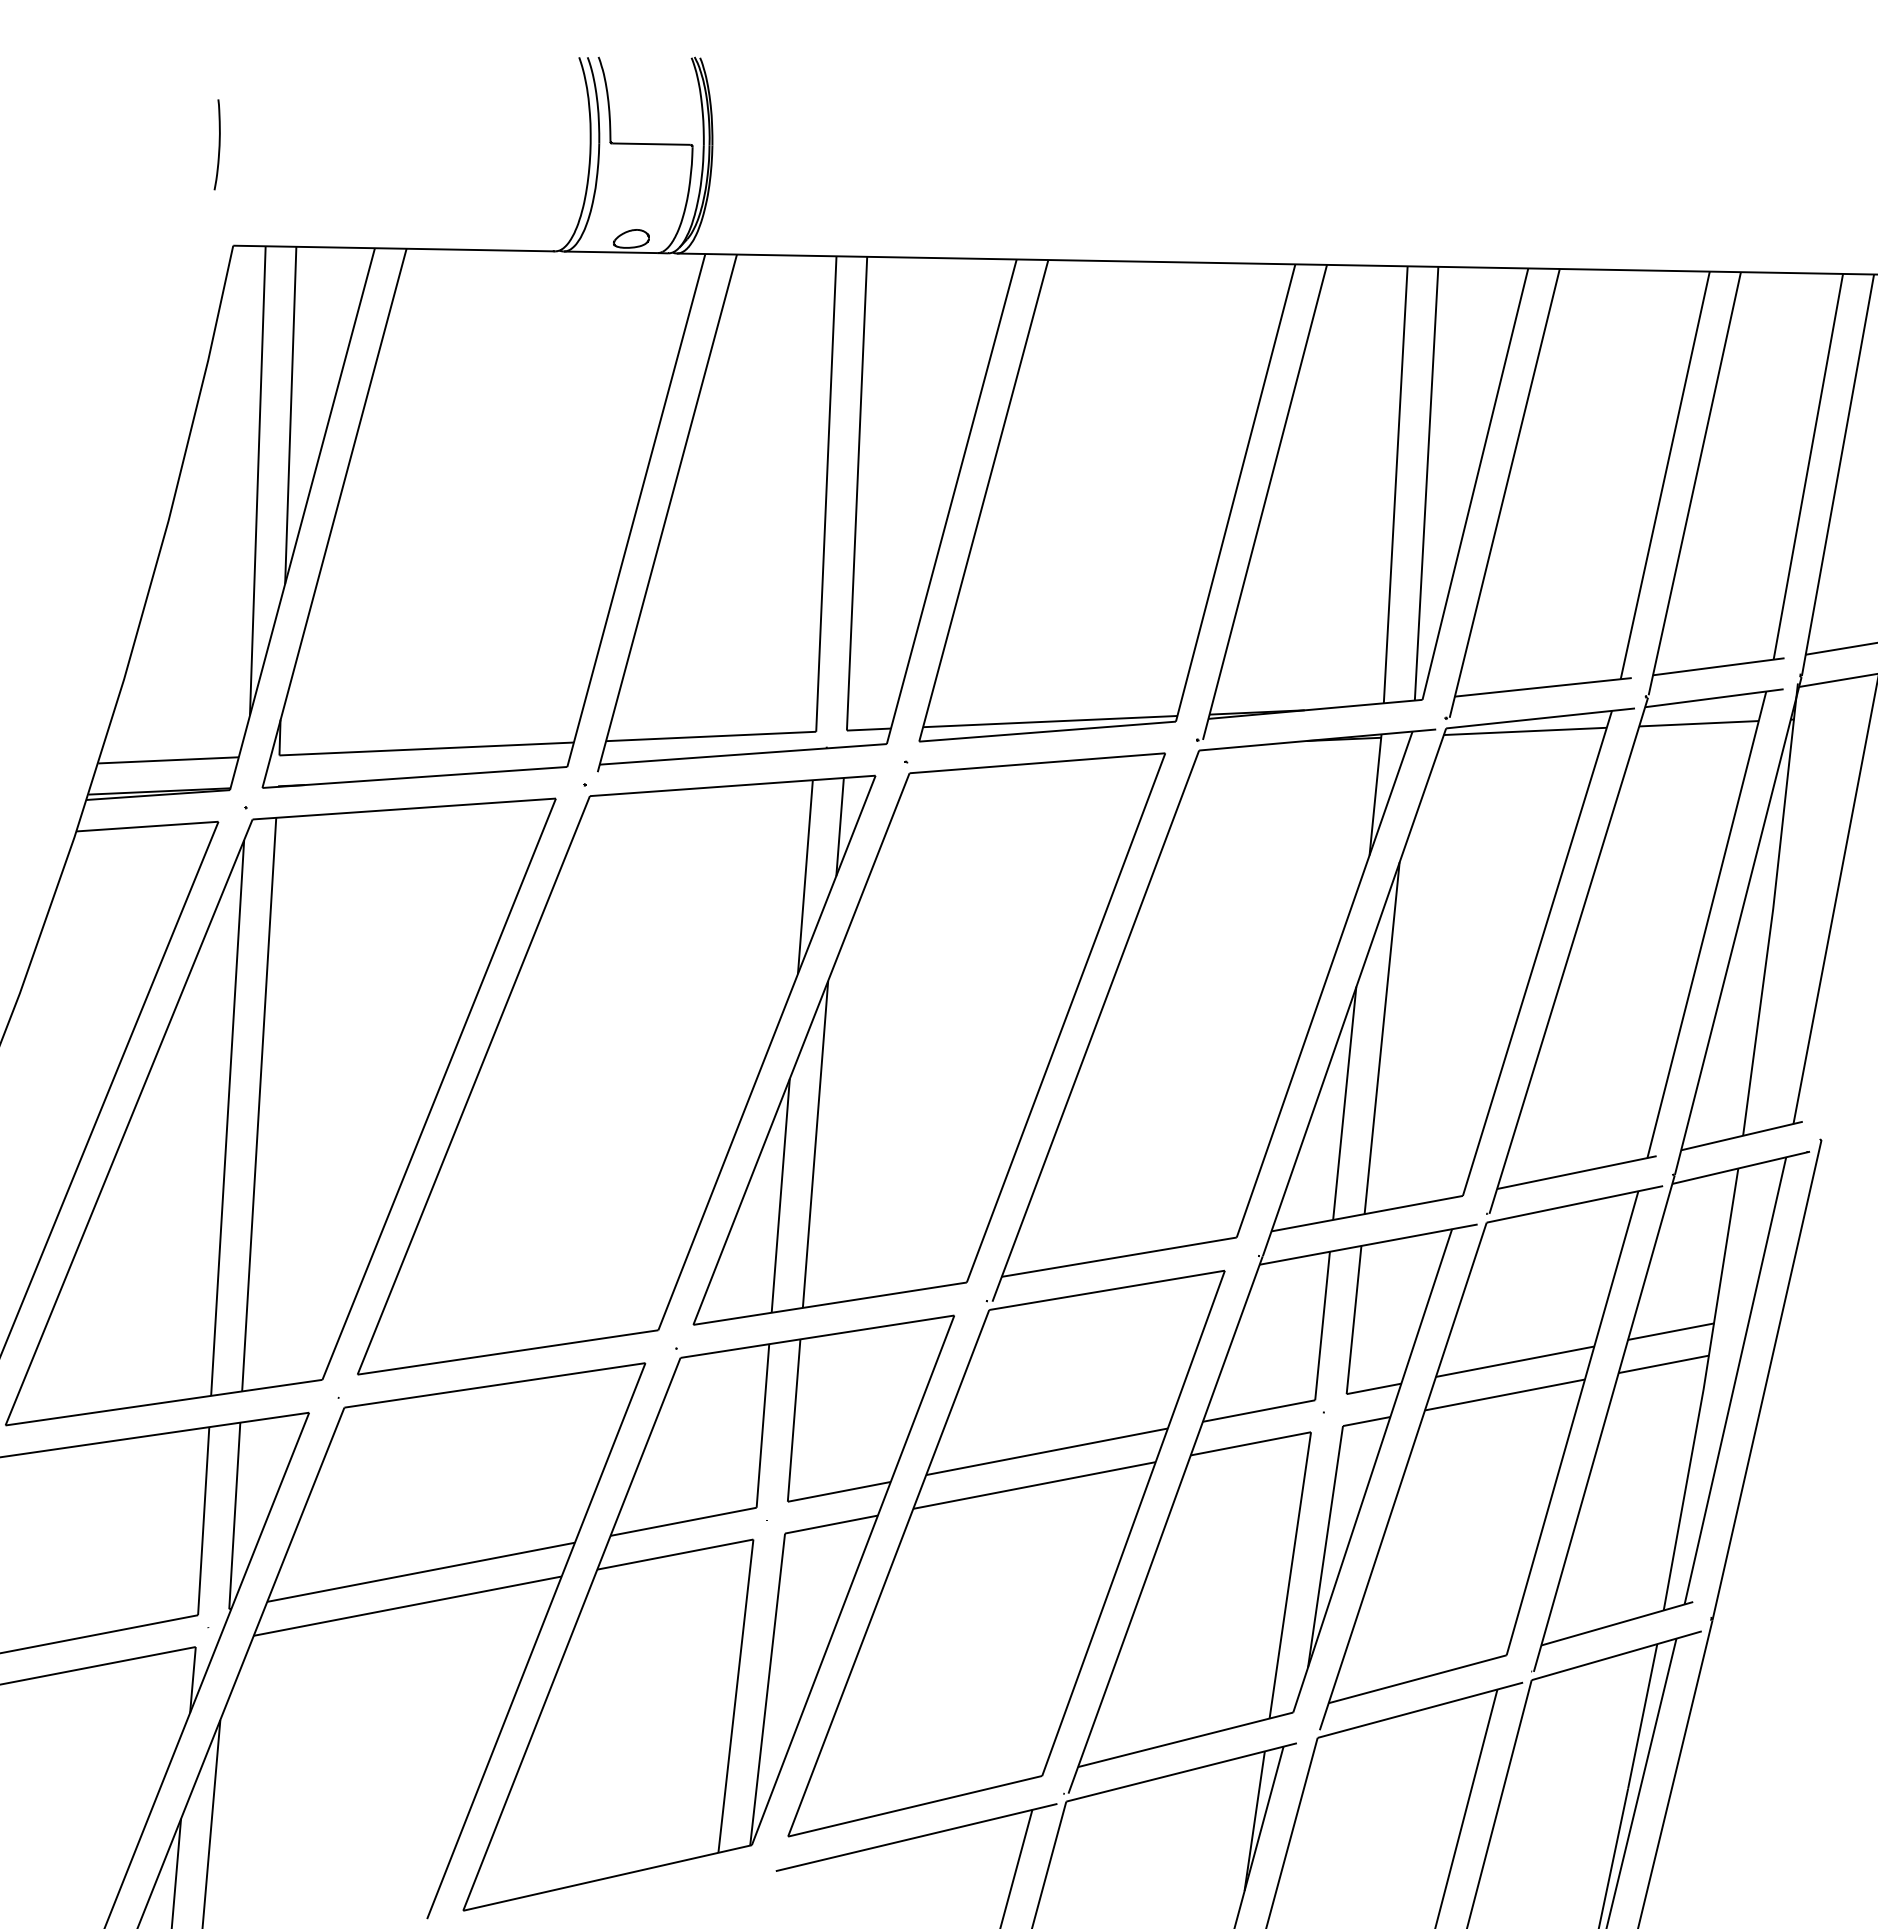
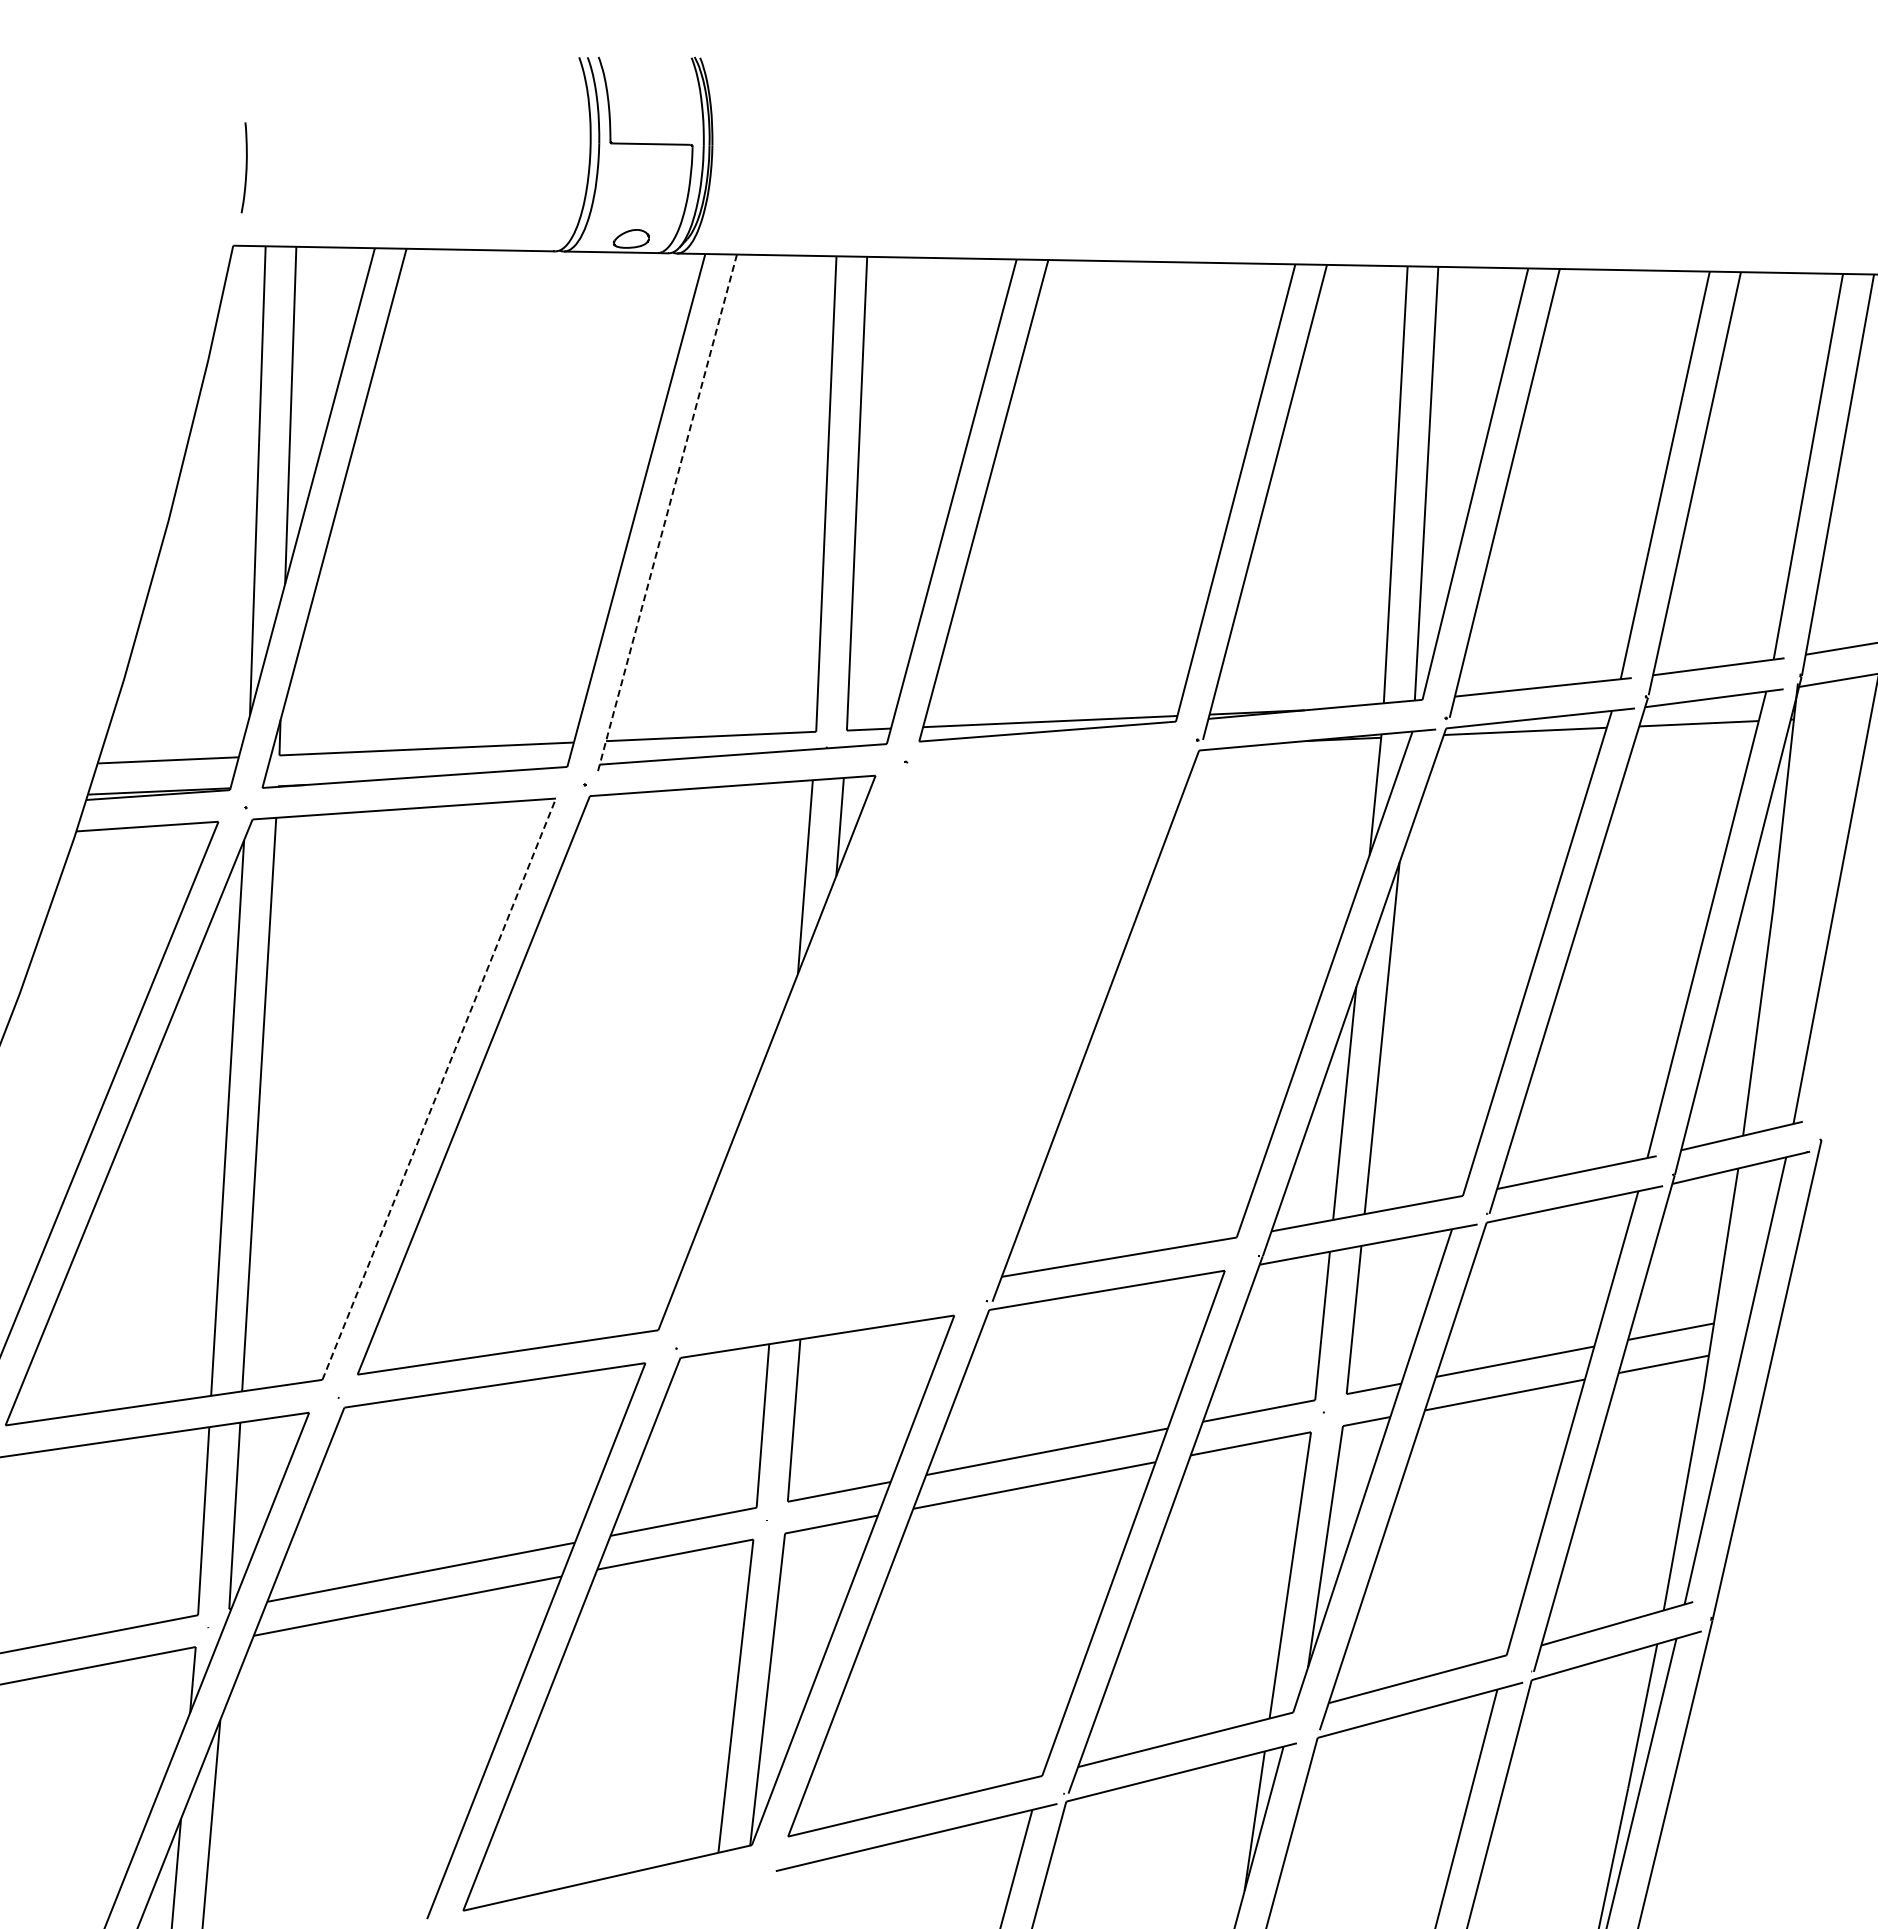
curve position: (218, 144) -> (245, 167) (245, 167)
line: solid -> dashed (667, 513)
part: present -> none (928, 1038)
line: solid -> dashed (439, 1088)
